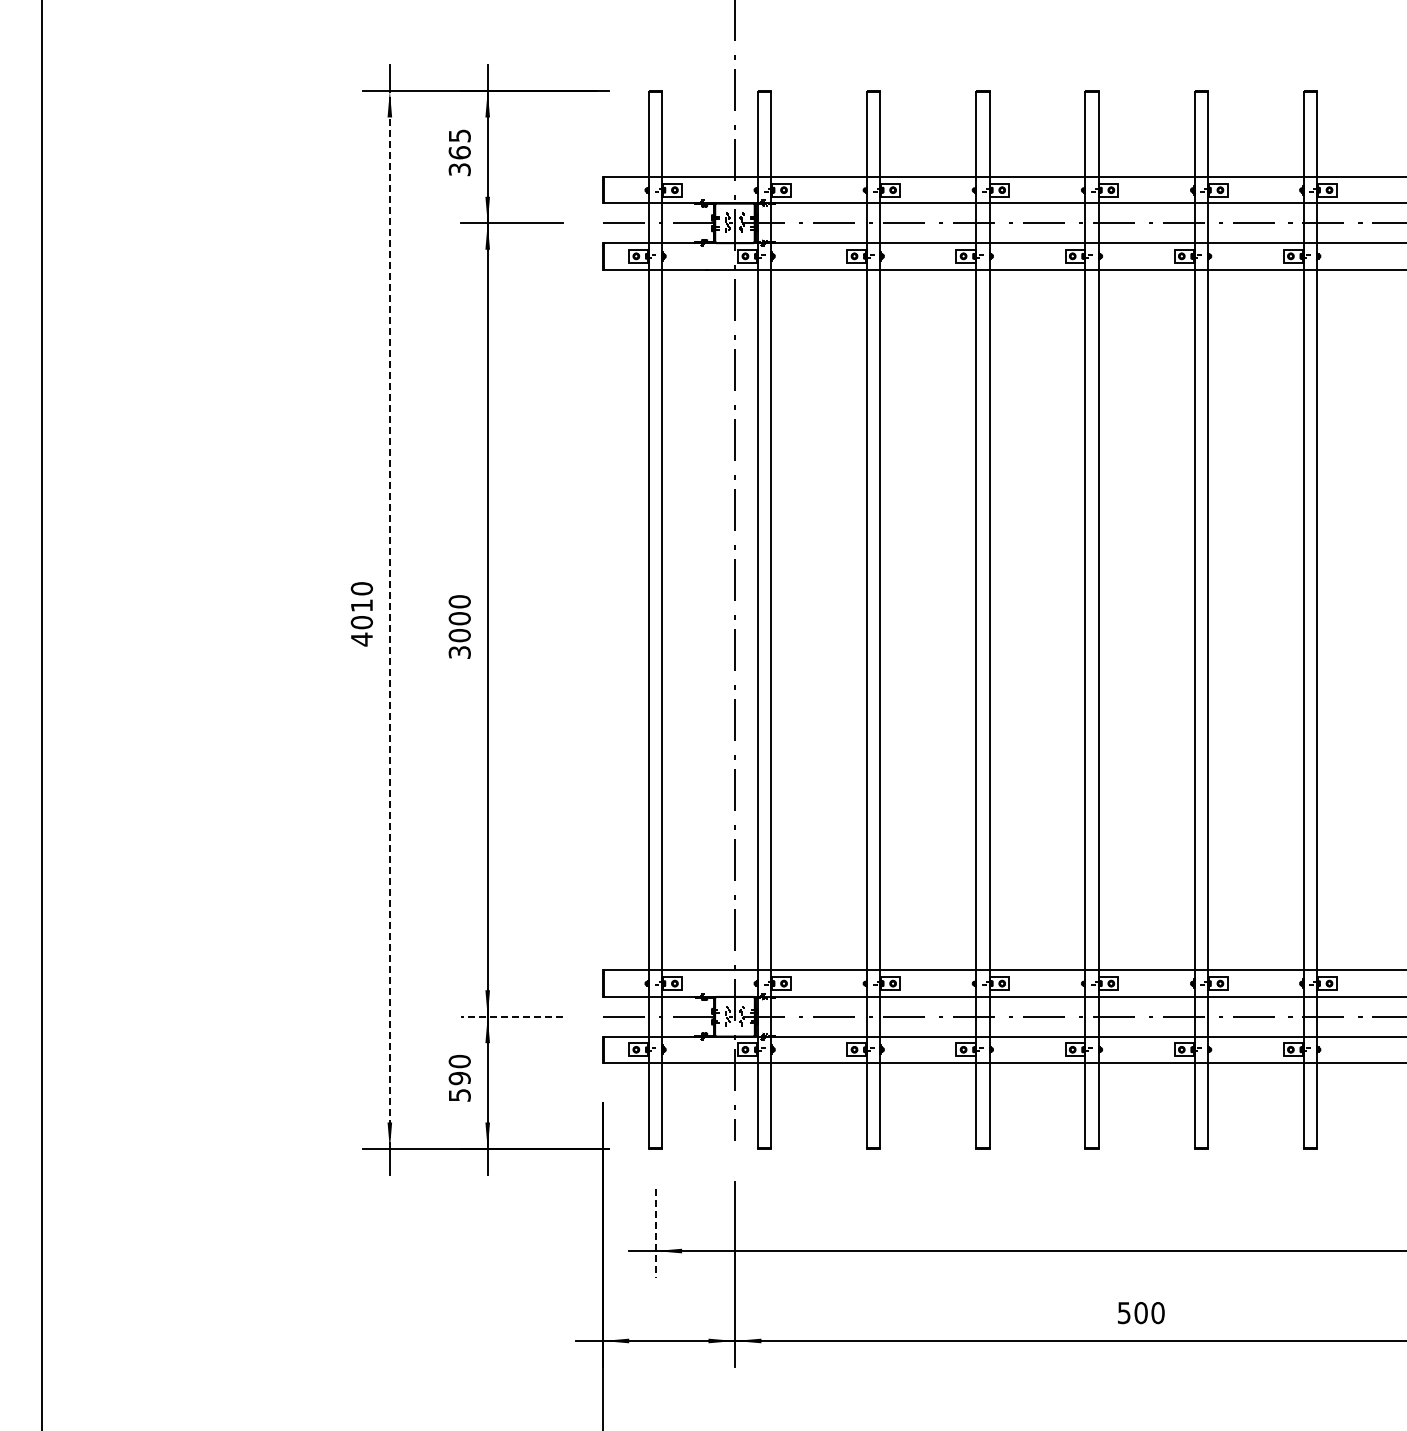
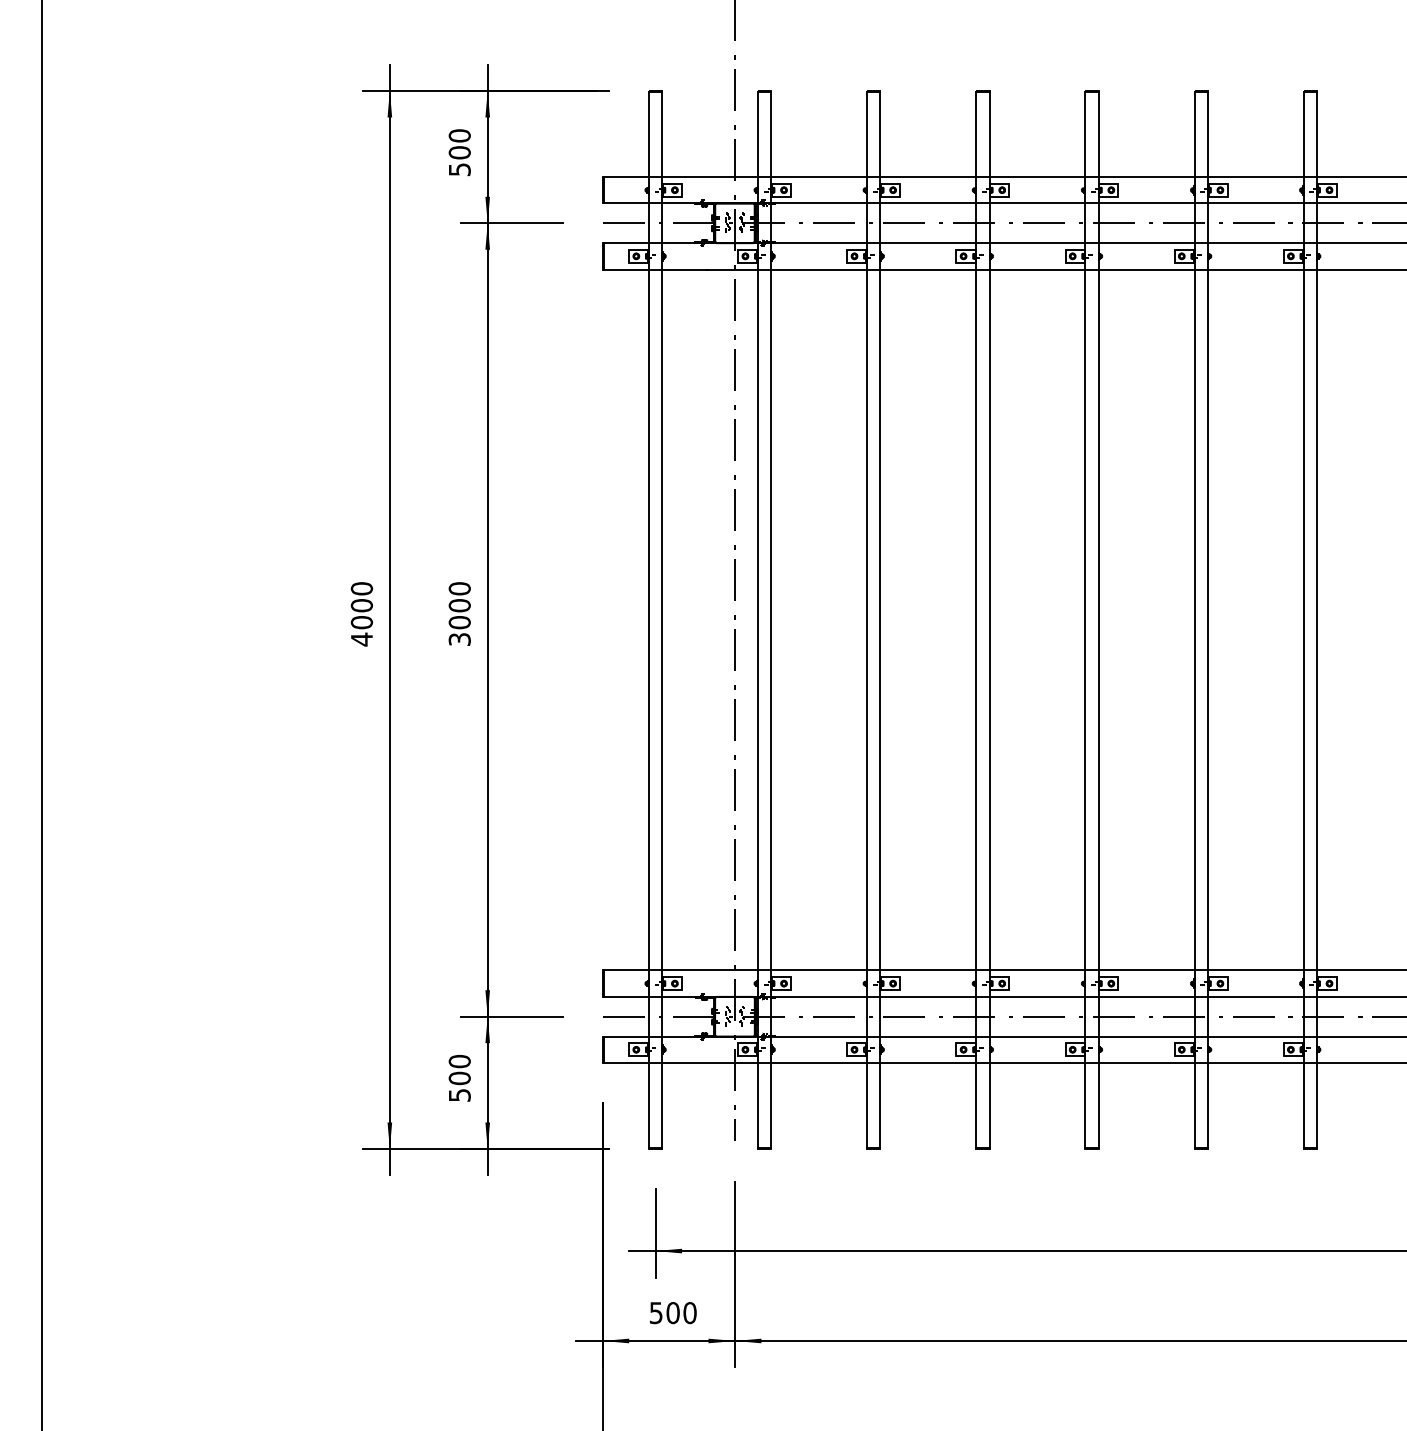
text: 365 -> 500 (459, 152)
text: 4010 -> 4000 (361, 605)
line: dashed -> solid (389, 620)
text position: (459, 626) -> (459, 613) (459, 613)
line: dashed -> solid (512, 1016)
text: 590 -> 500 (459, 1078)
line: dashed -> solid (655, 1233)
text position: (1141, 1313) -> (673, 1313) (673, 1313)
